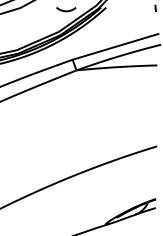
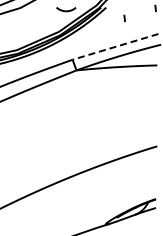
line: none -> present (124, 18)
line: solid -> dashed (115, 46)
